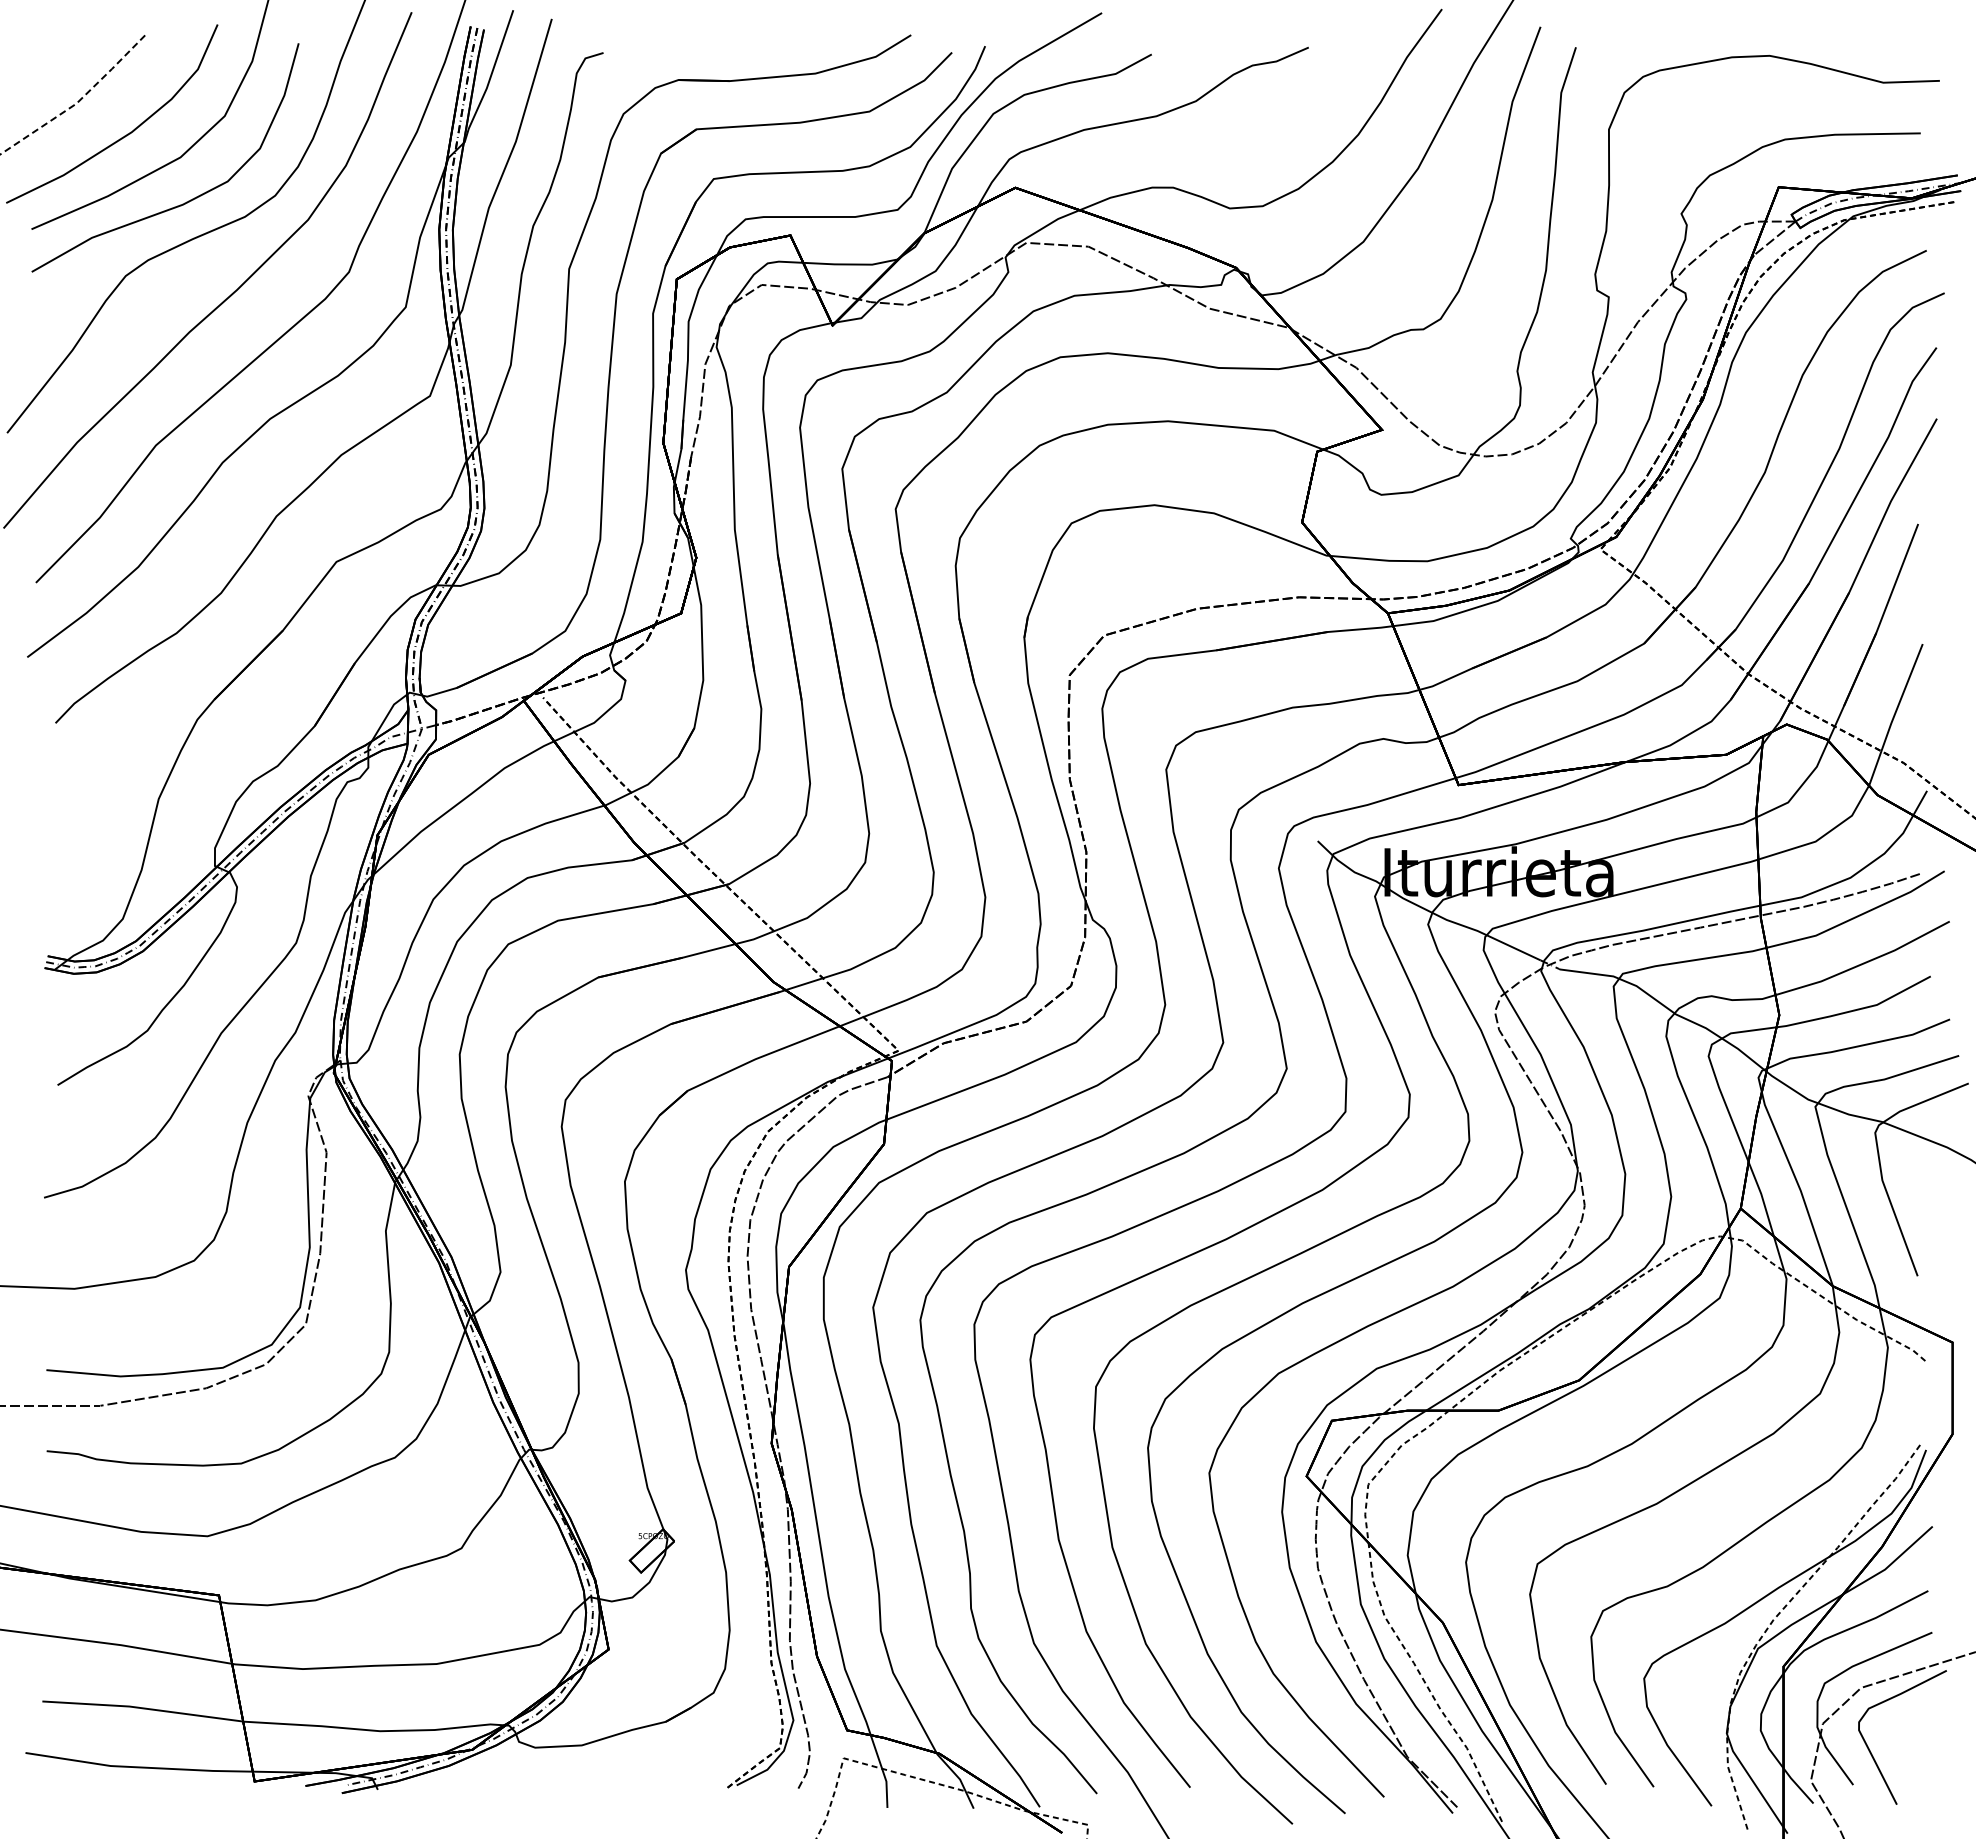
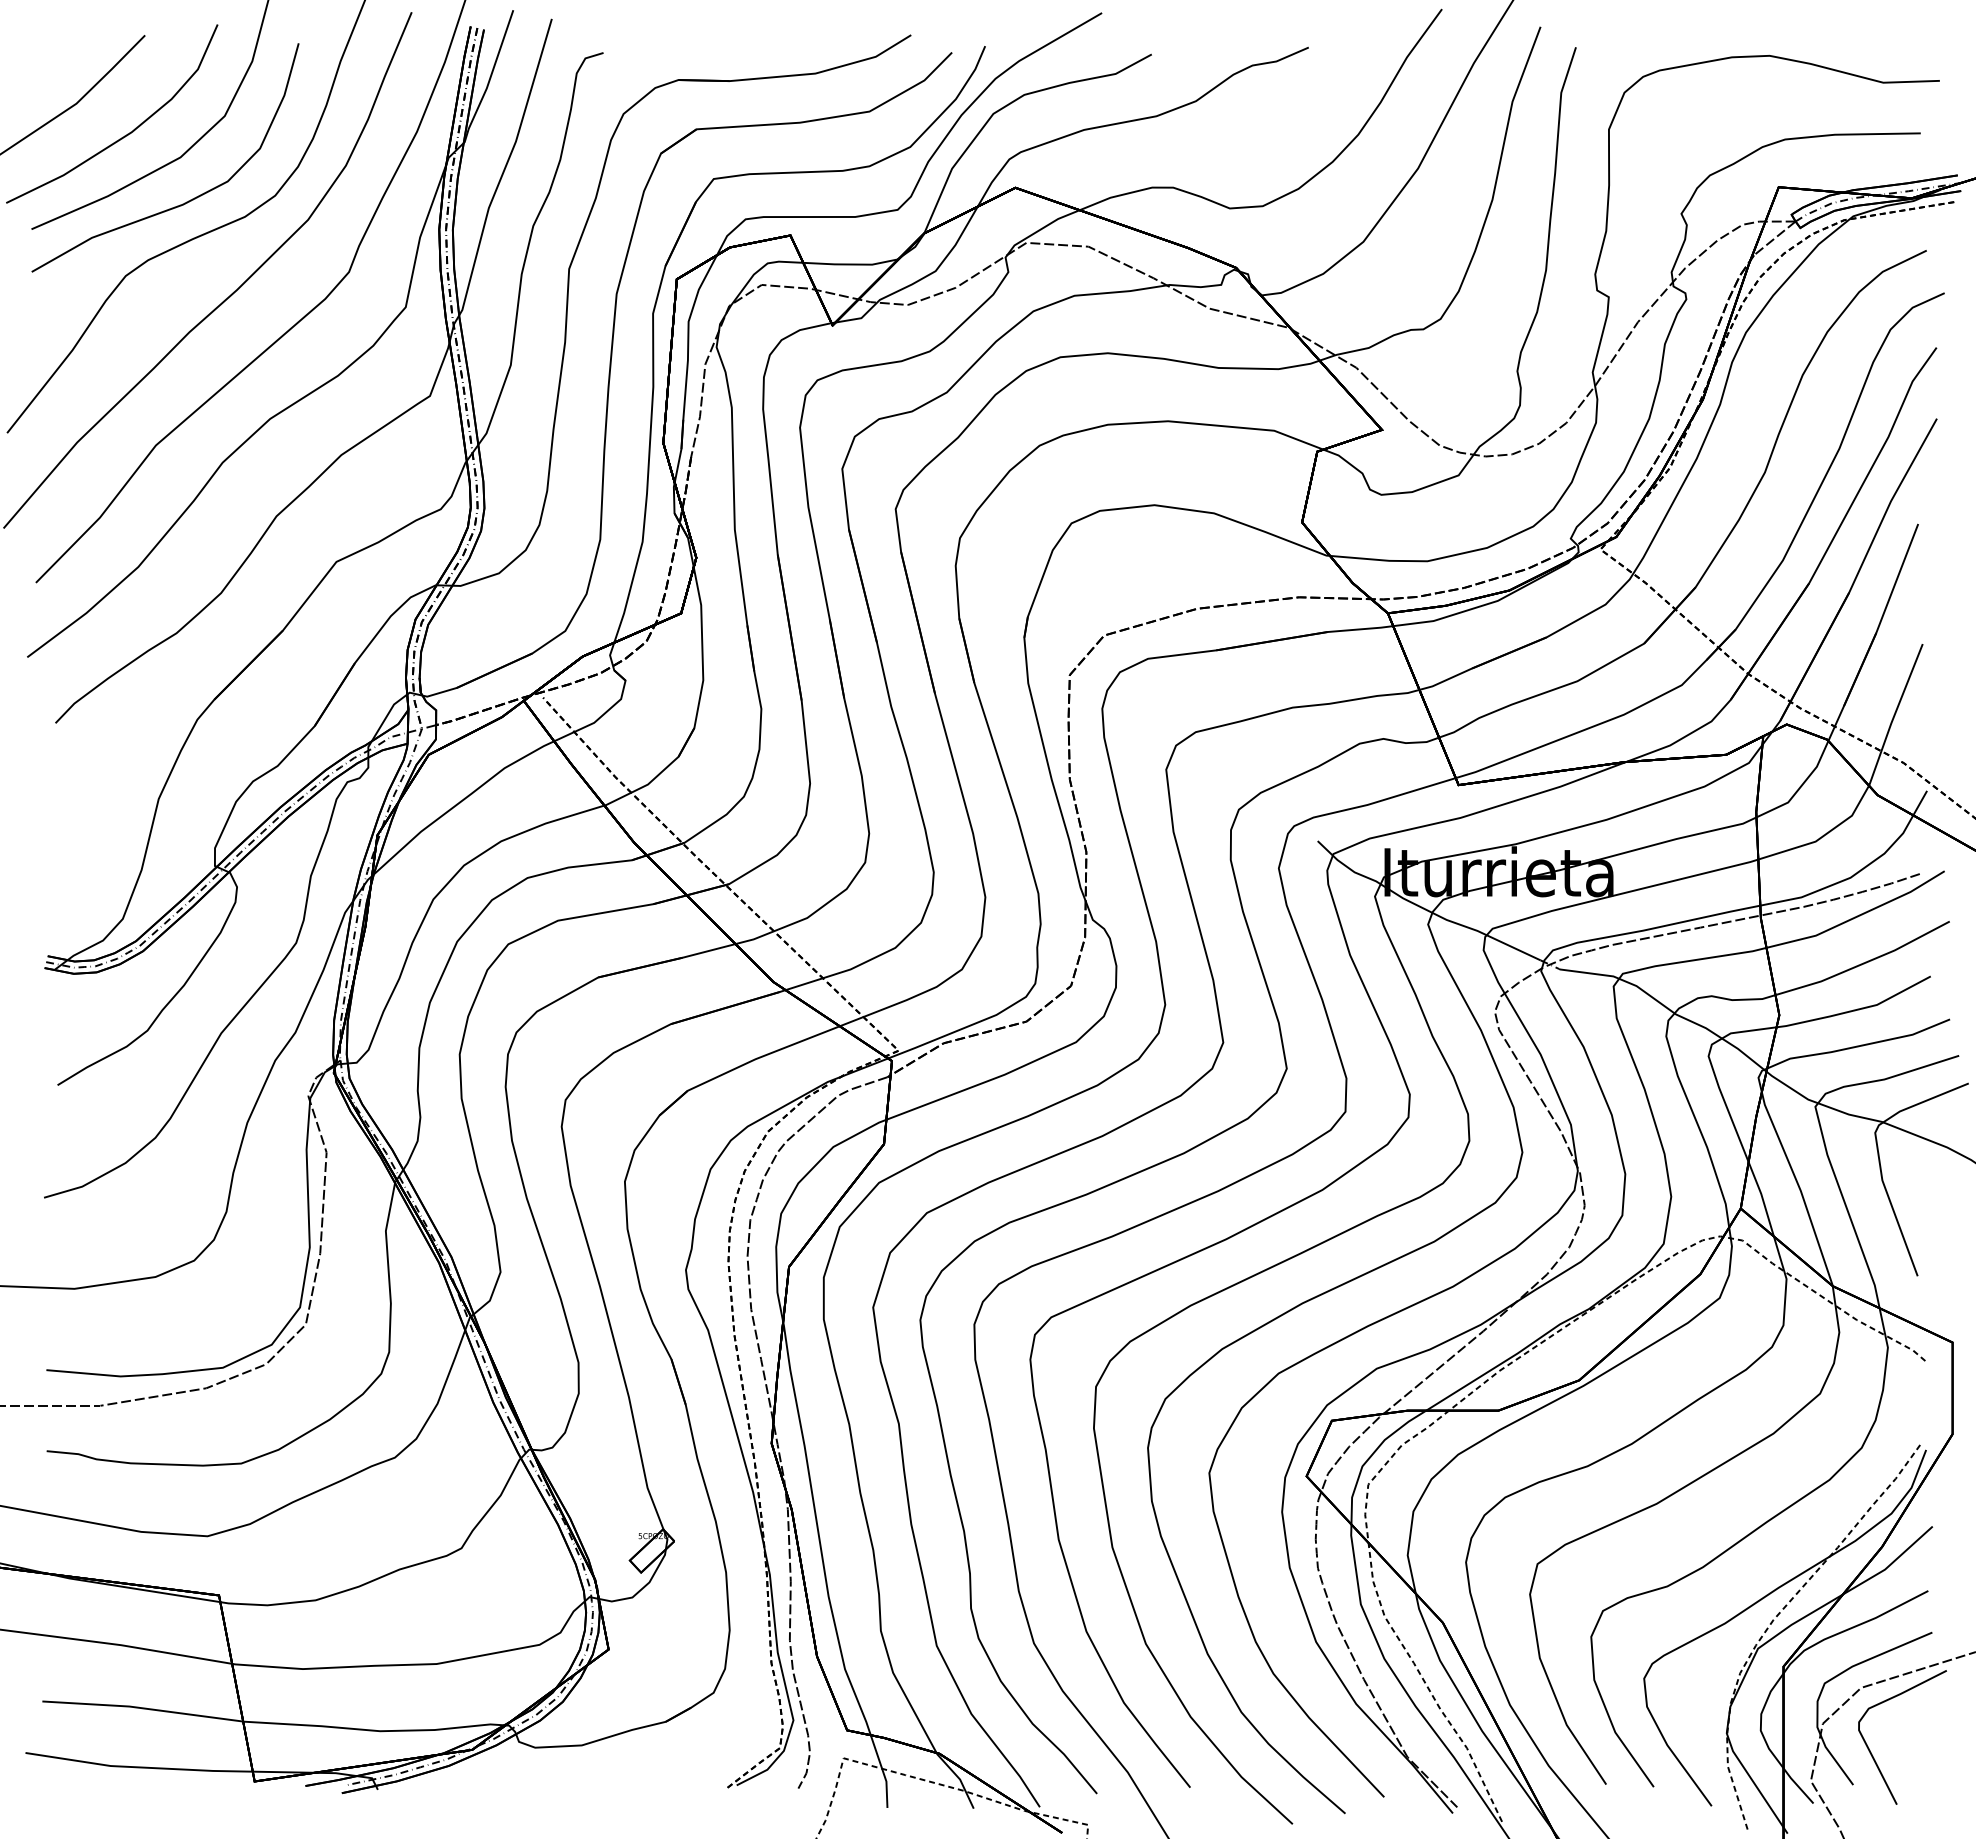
line: dashed -> solid (78, 101)
